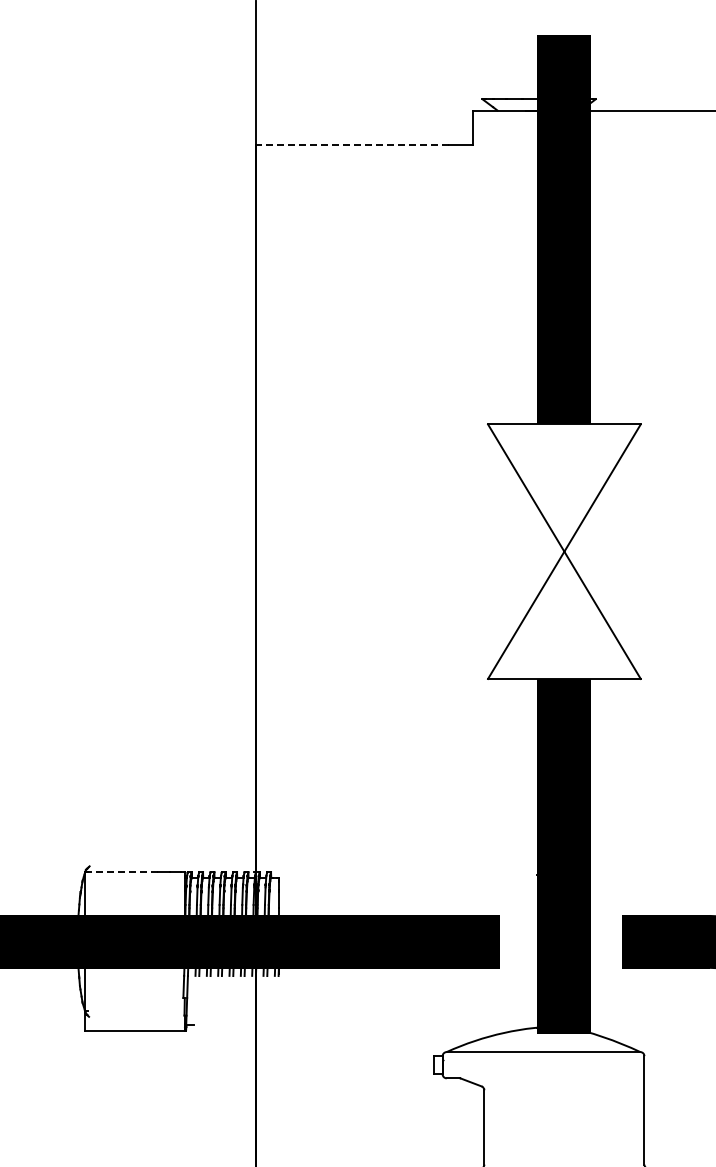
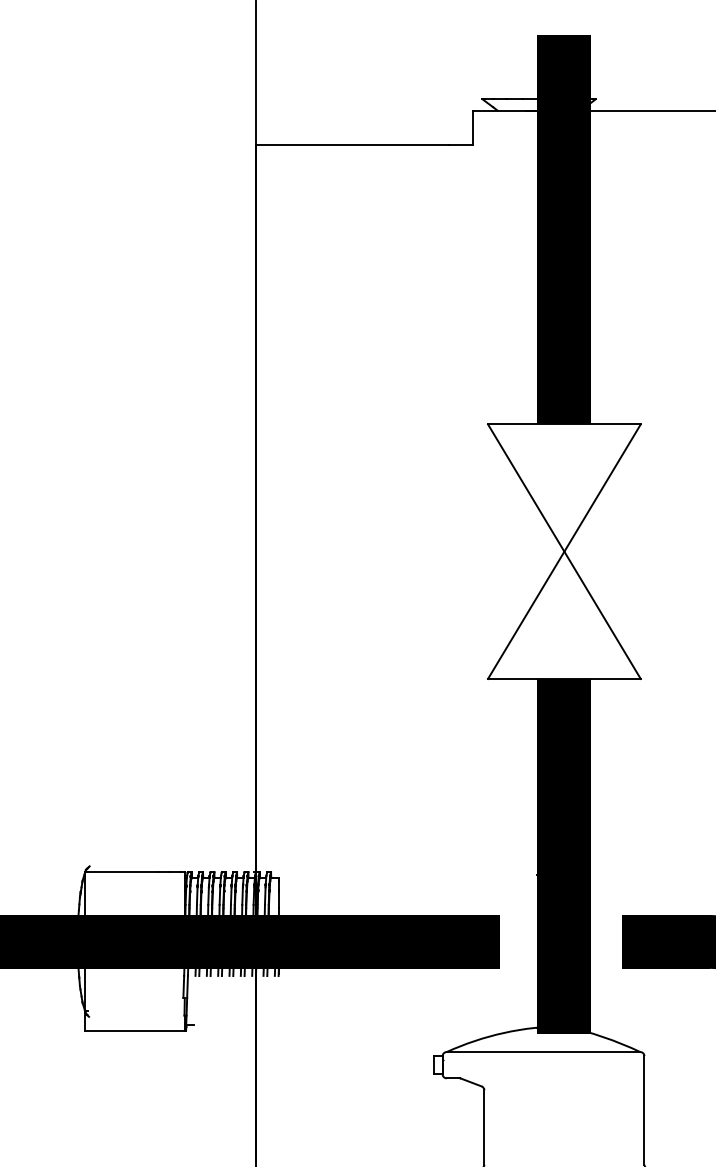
line: dashed -> solid (351, 144)
line: dashed -> solid (121, 872)
